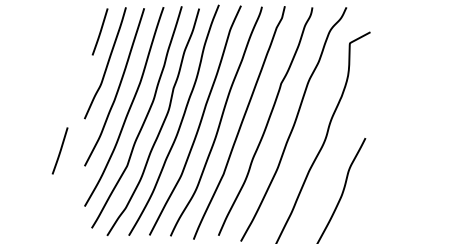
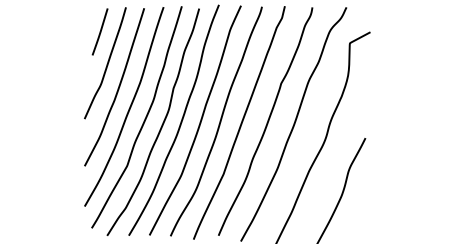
line: present -> none (59, 150)
